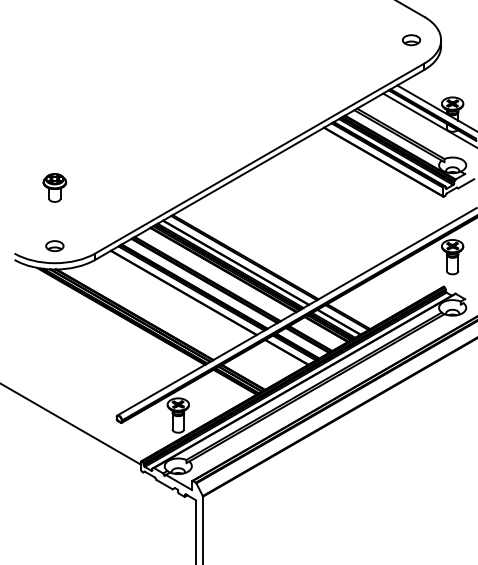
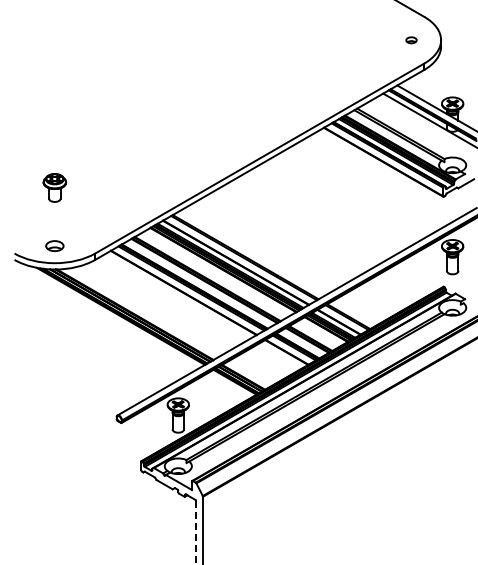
part size: 21x13 px -> 13x9 px (411, 40)
line: present -> none (71, 424)
line: solid -> dashed (196, 533)
